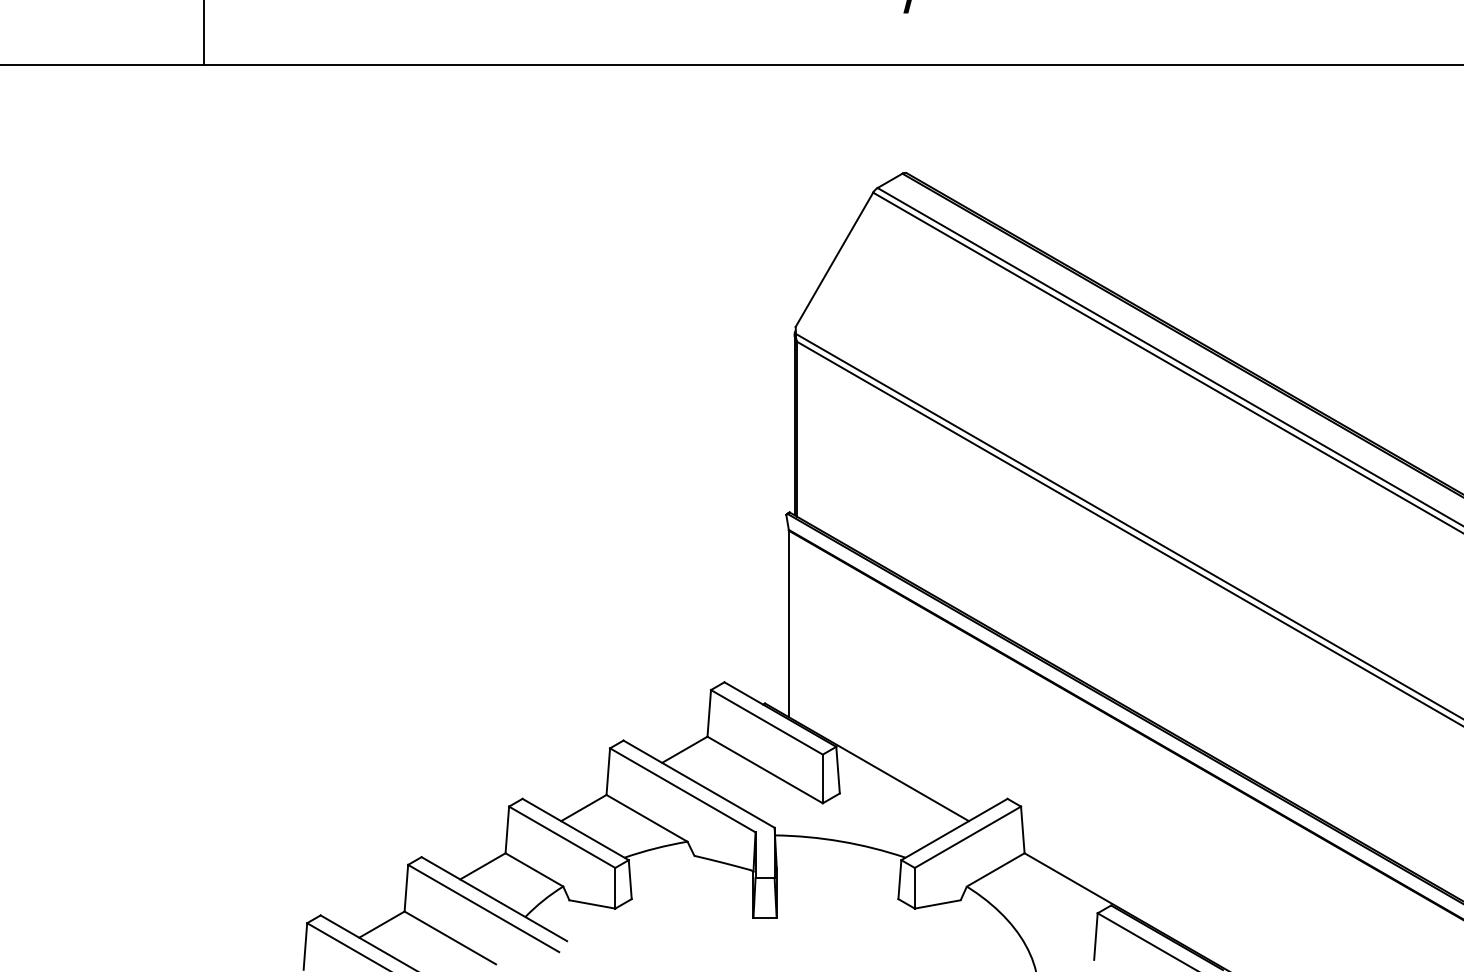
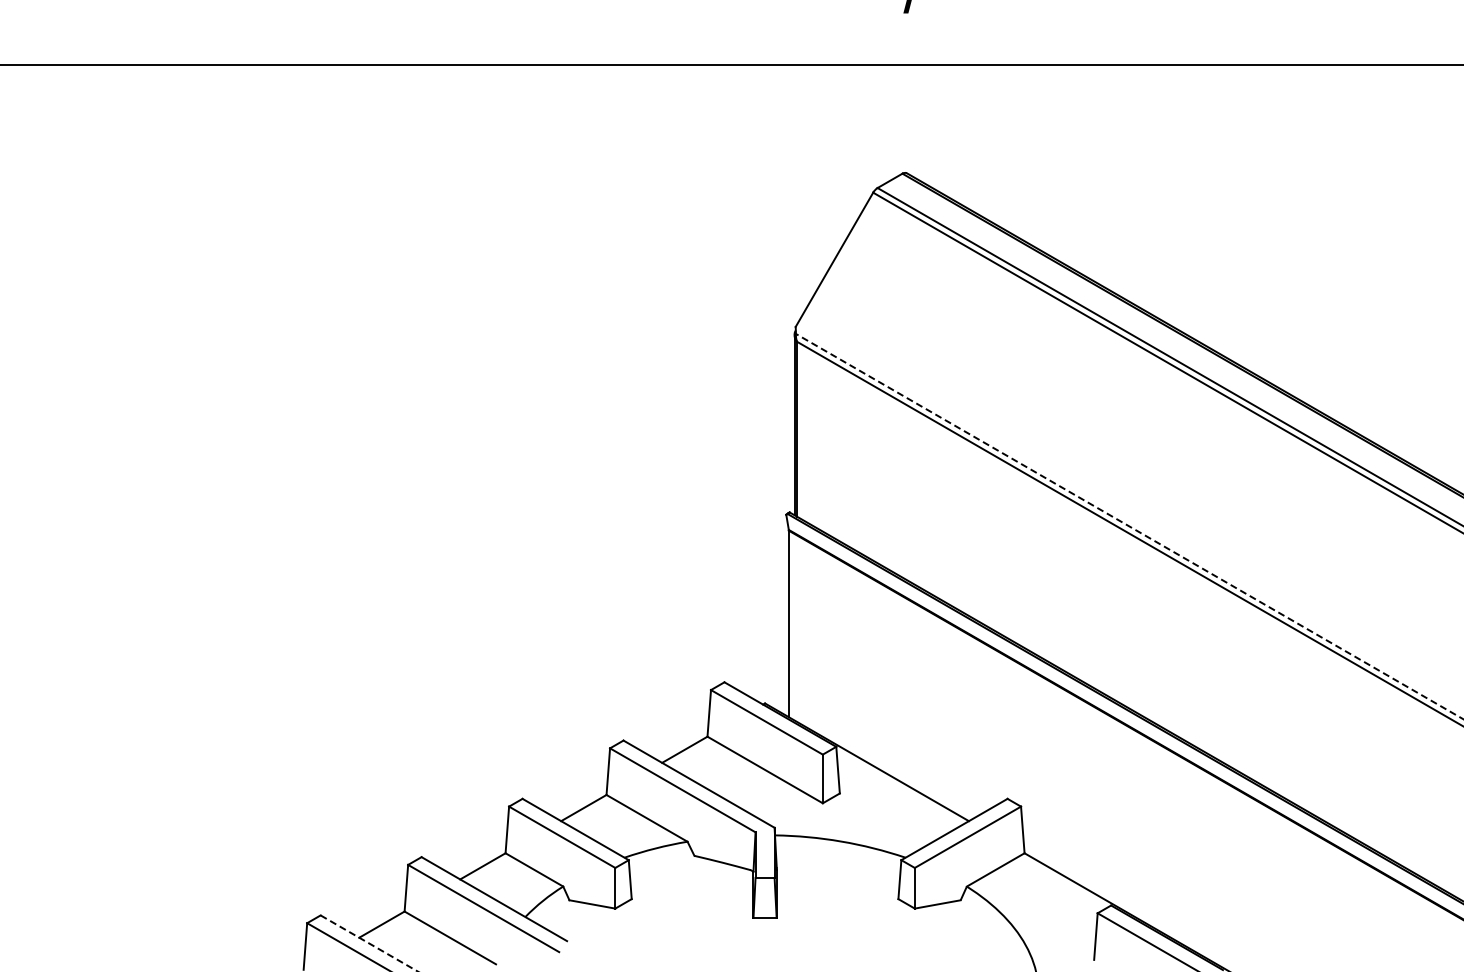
line: present -> none (204, 34)
line: solid -> dashed (1129, 526)
line: solid -> dashed (369, 943)
